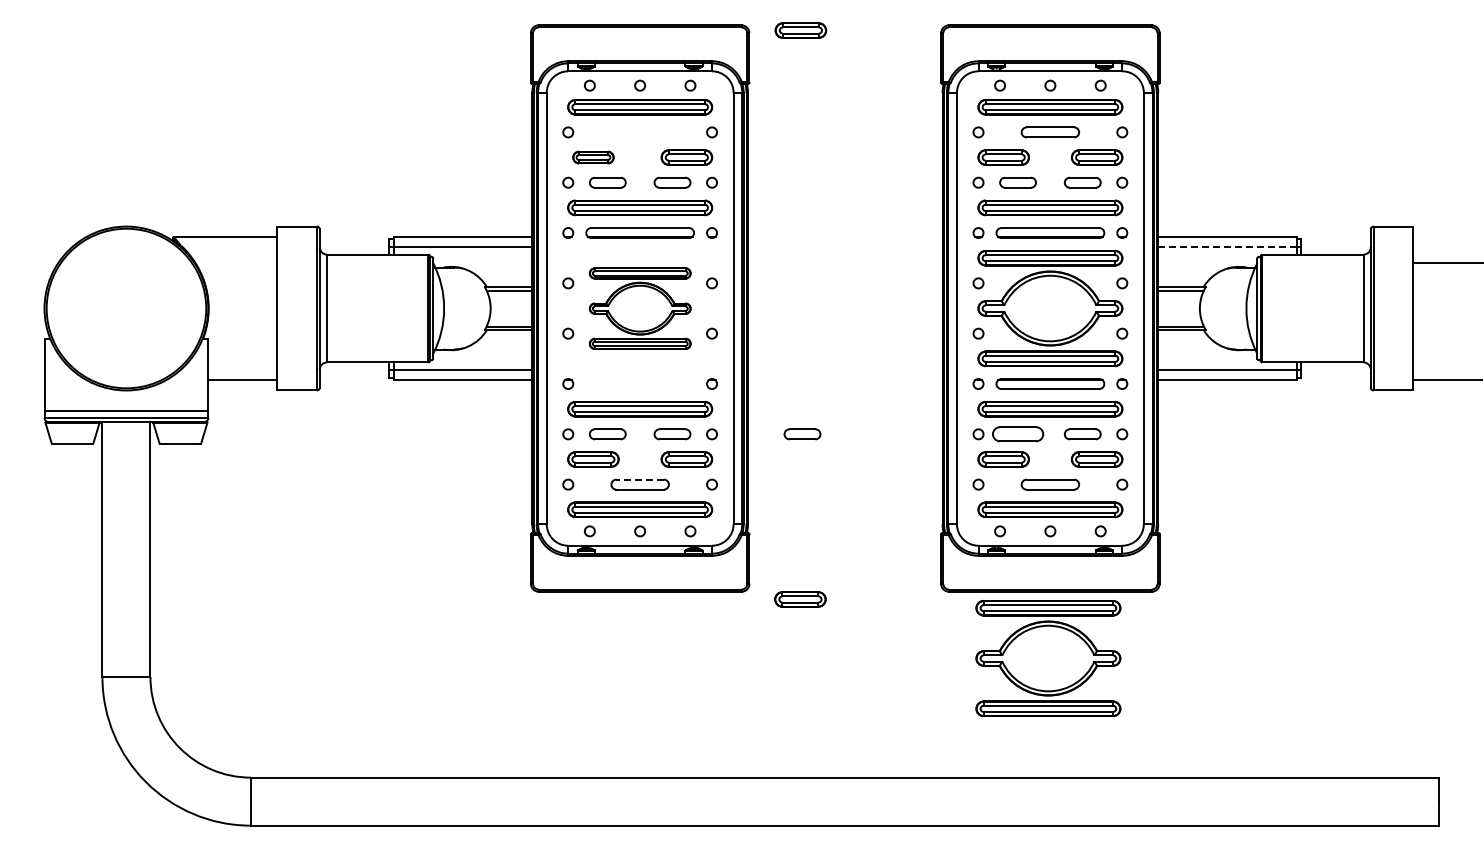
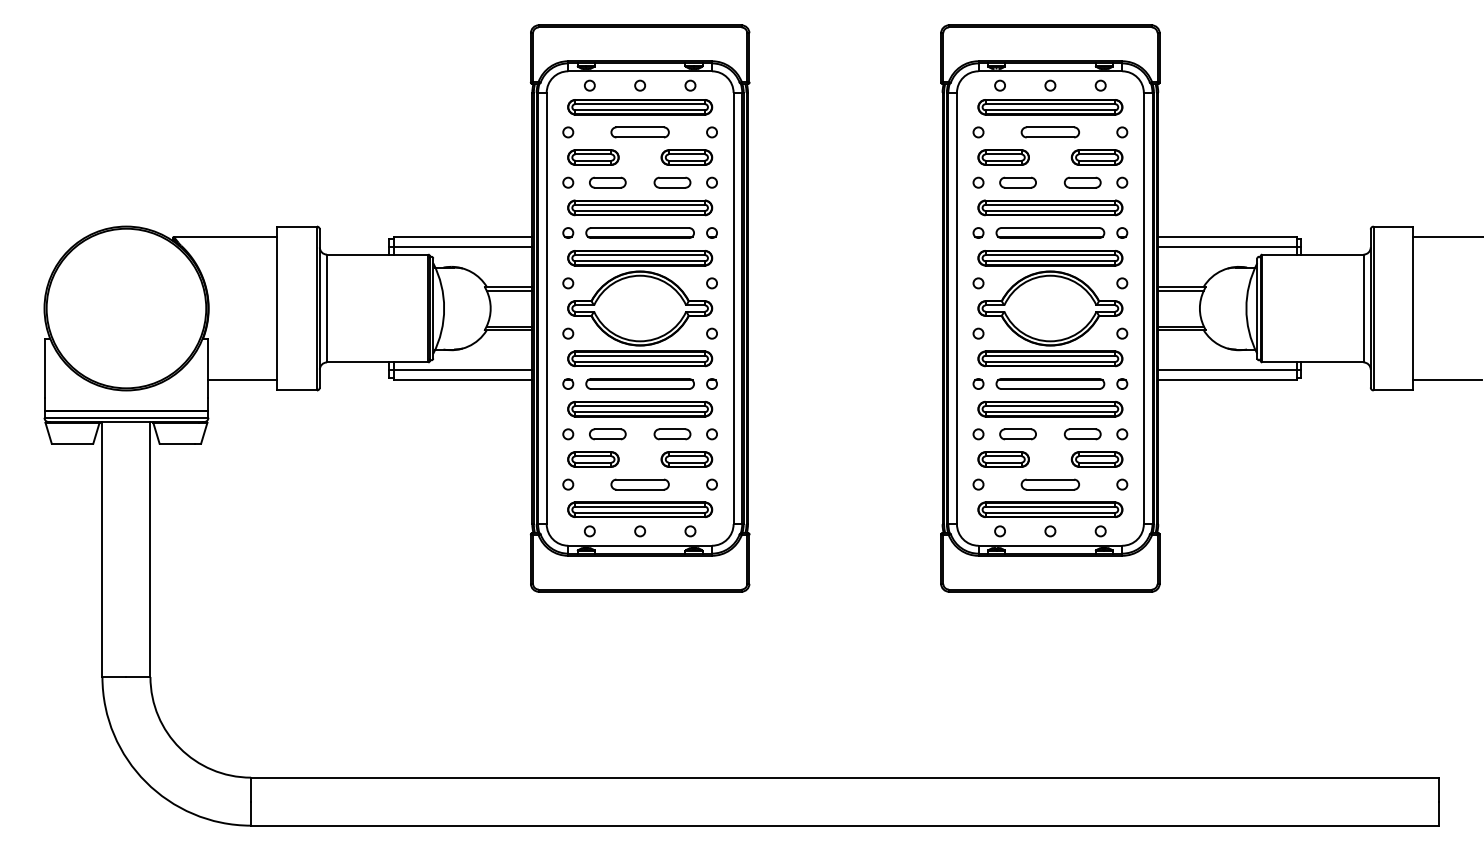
part: present -> none (800, 30)
part: none -> present (639, 132)
part size: 43x15 px -> 53x17 px (593, 157)
line: dashed -> solid (1227, 247)
line position: (1446, 262) -> (1446, 236) (1446, 236)
part size: 104x83 px -> 147x118 px (640, 308)
part: none -> present (639, 383)
part: present -> none (802, 434)
part size: 53x17 px -> 38x13 px (1017, 434)
line: dashed -> solid (640, 479)
part: present -> none (800, 599)
part: present -> none (1048, 658)
